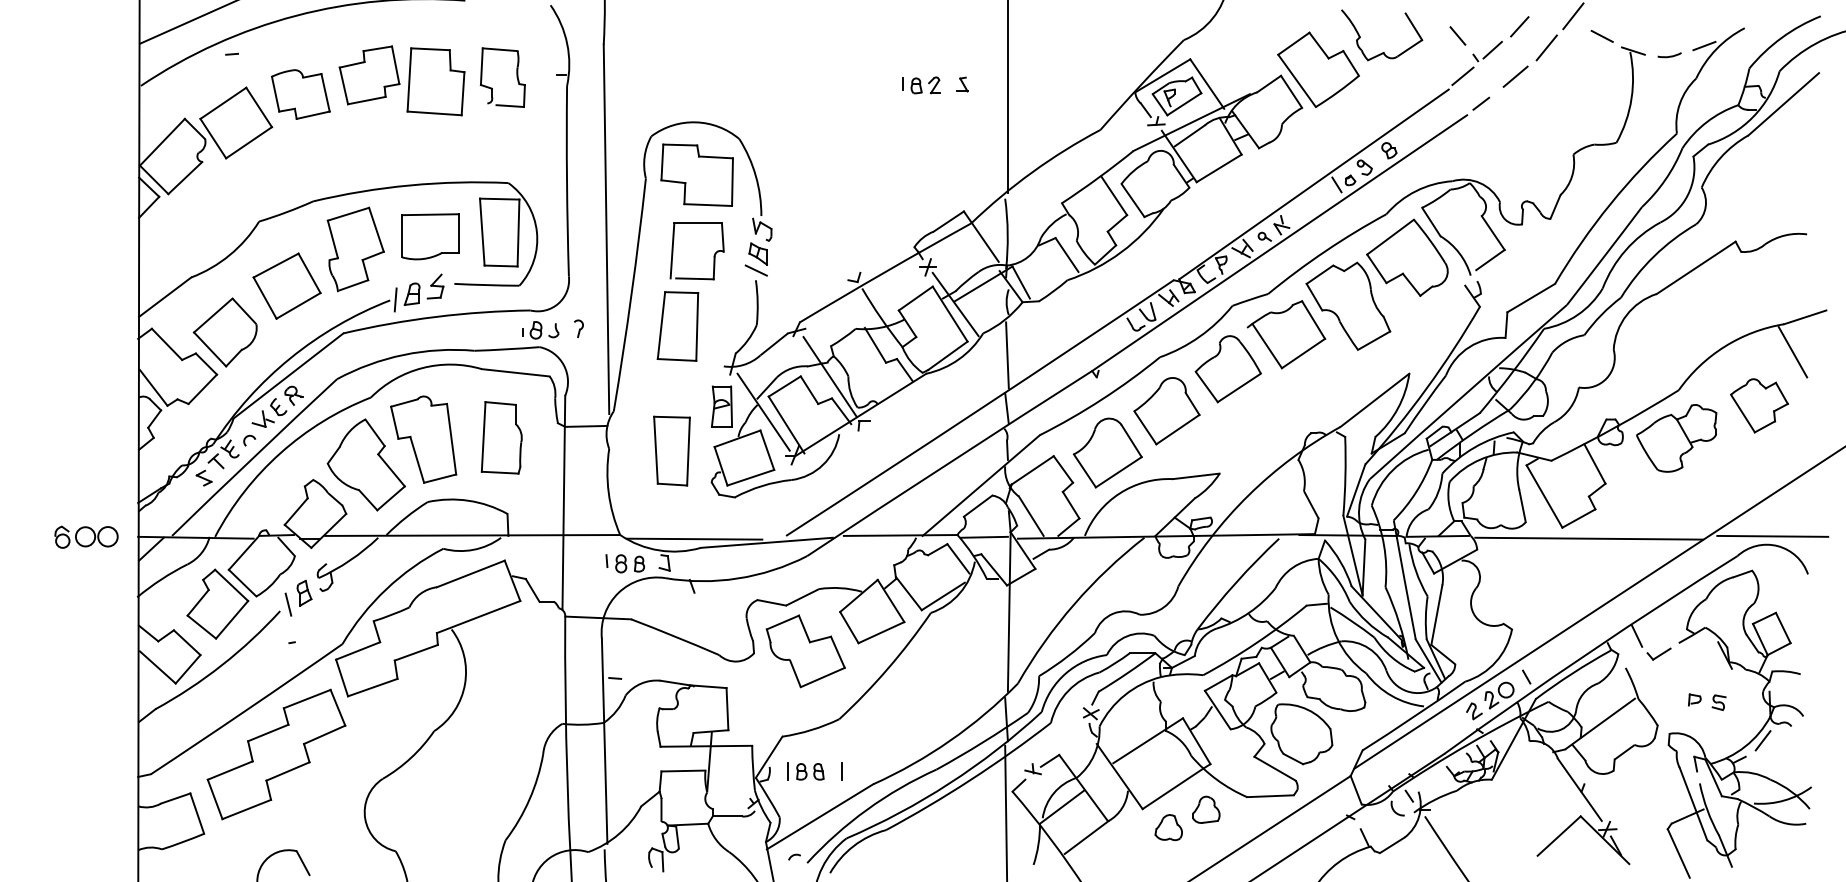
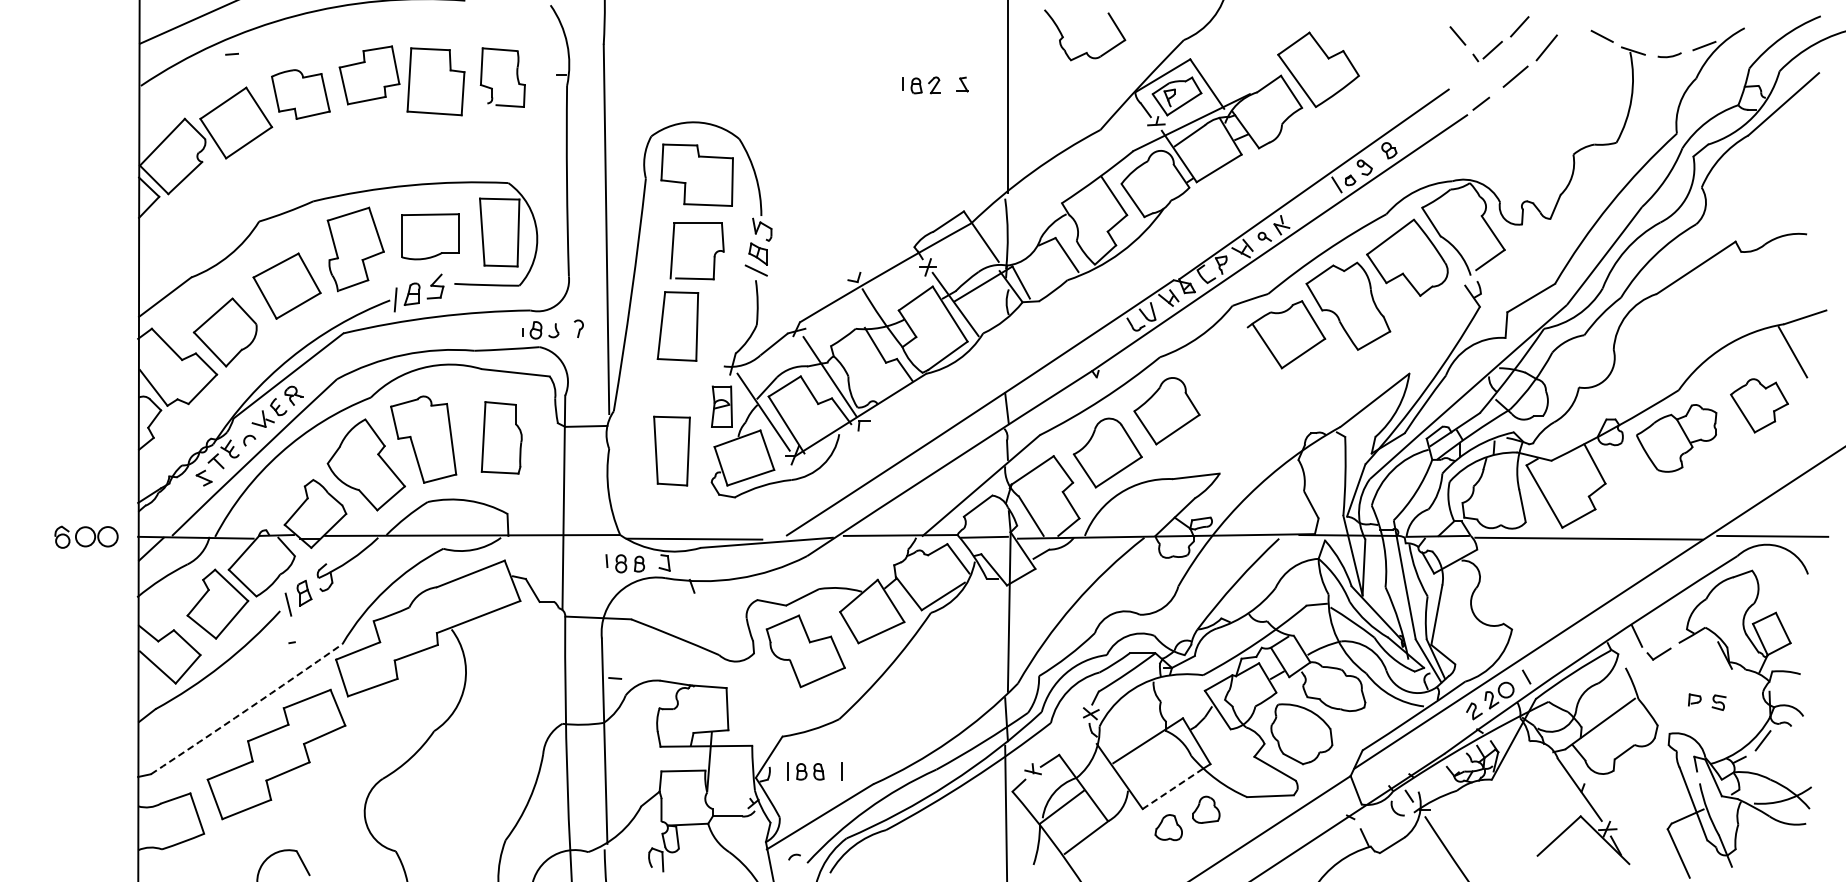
line: present -> none (1573, 16)
part position: (1382, 52) -> (1085, 52) (1085, 52)
line: present -> none (1462, 76)
line: present -> none (1007, 355)
part: present -> none (1227, 369)
arc: solid -> dashed (247, 709)
line: solid -> dashed (1172, 789)
